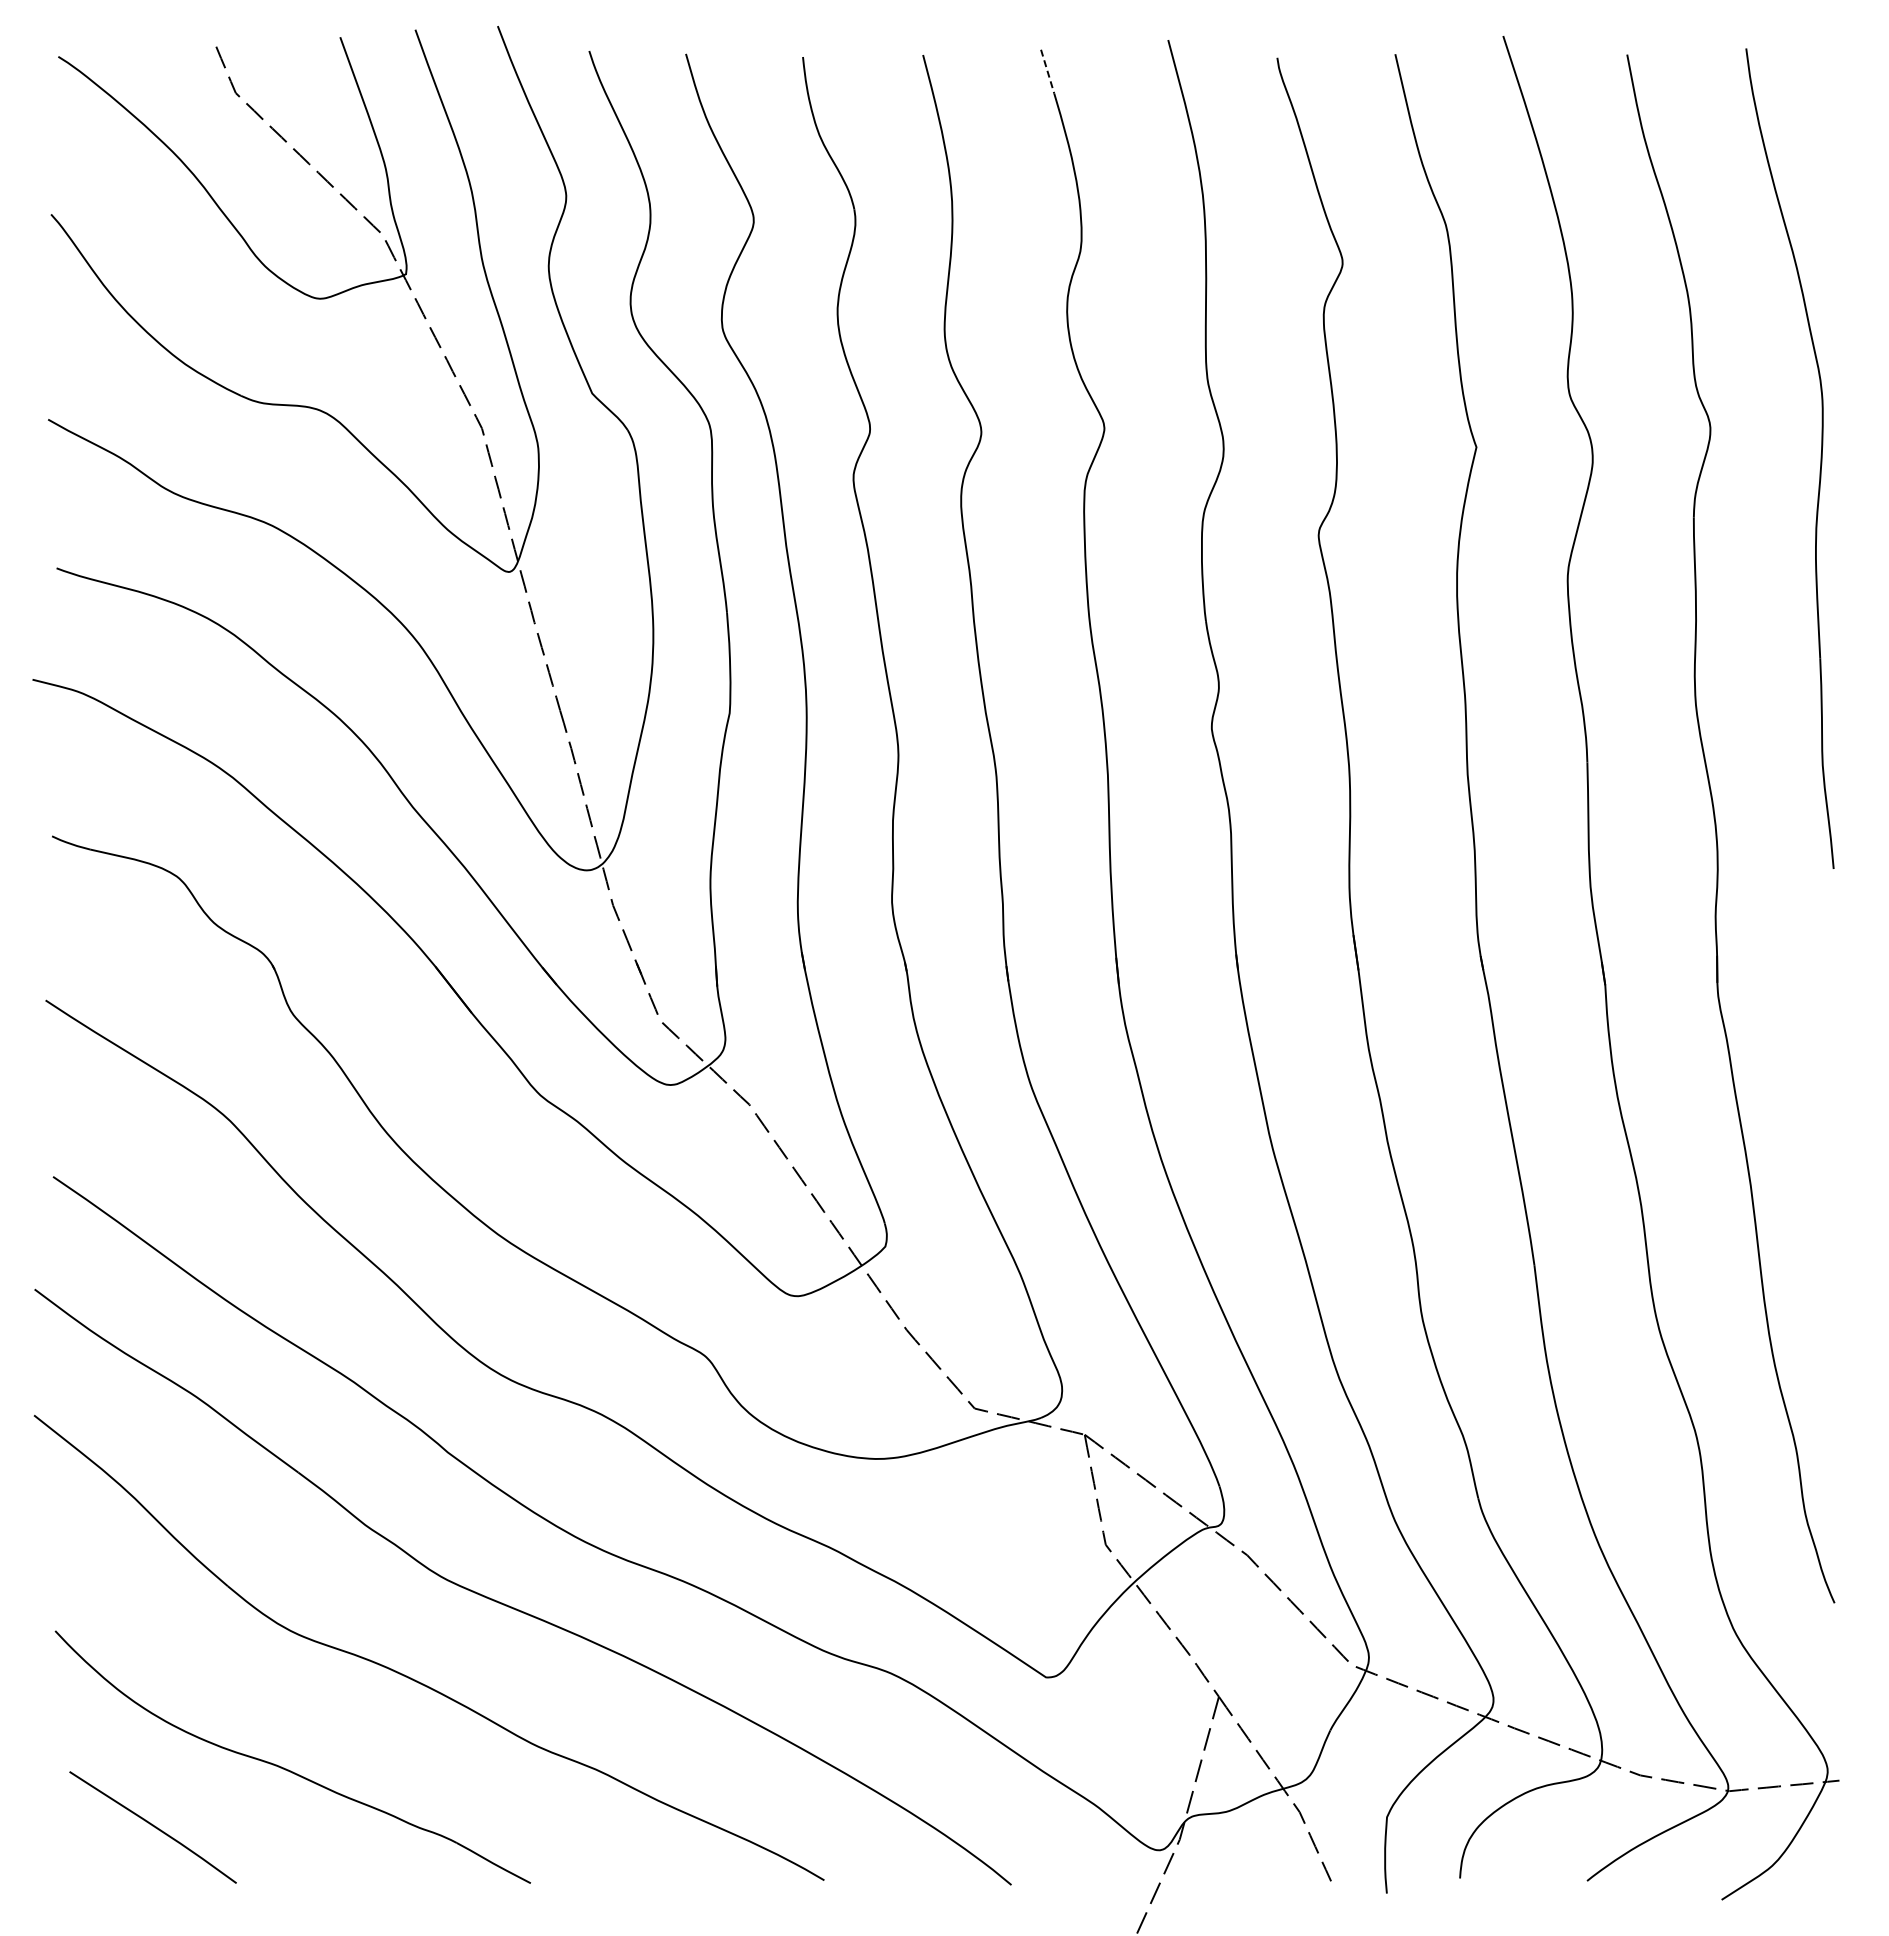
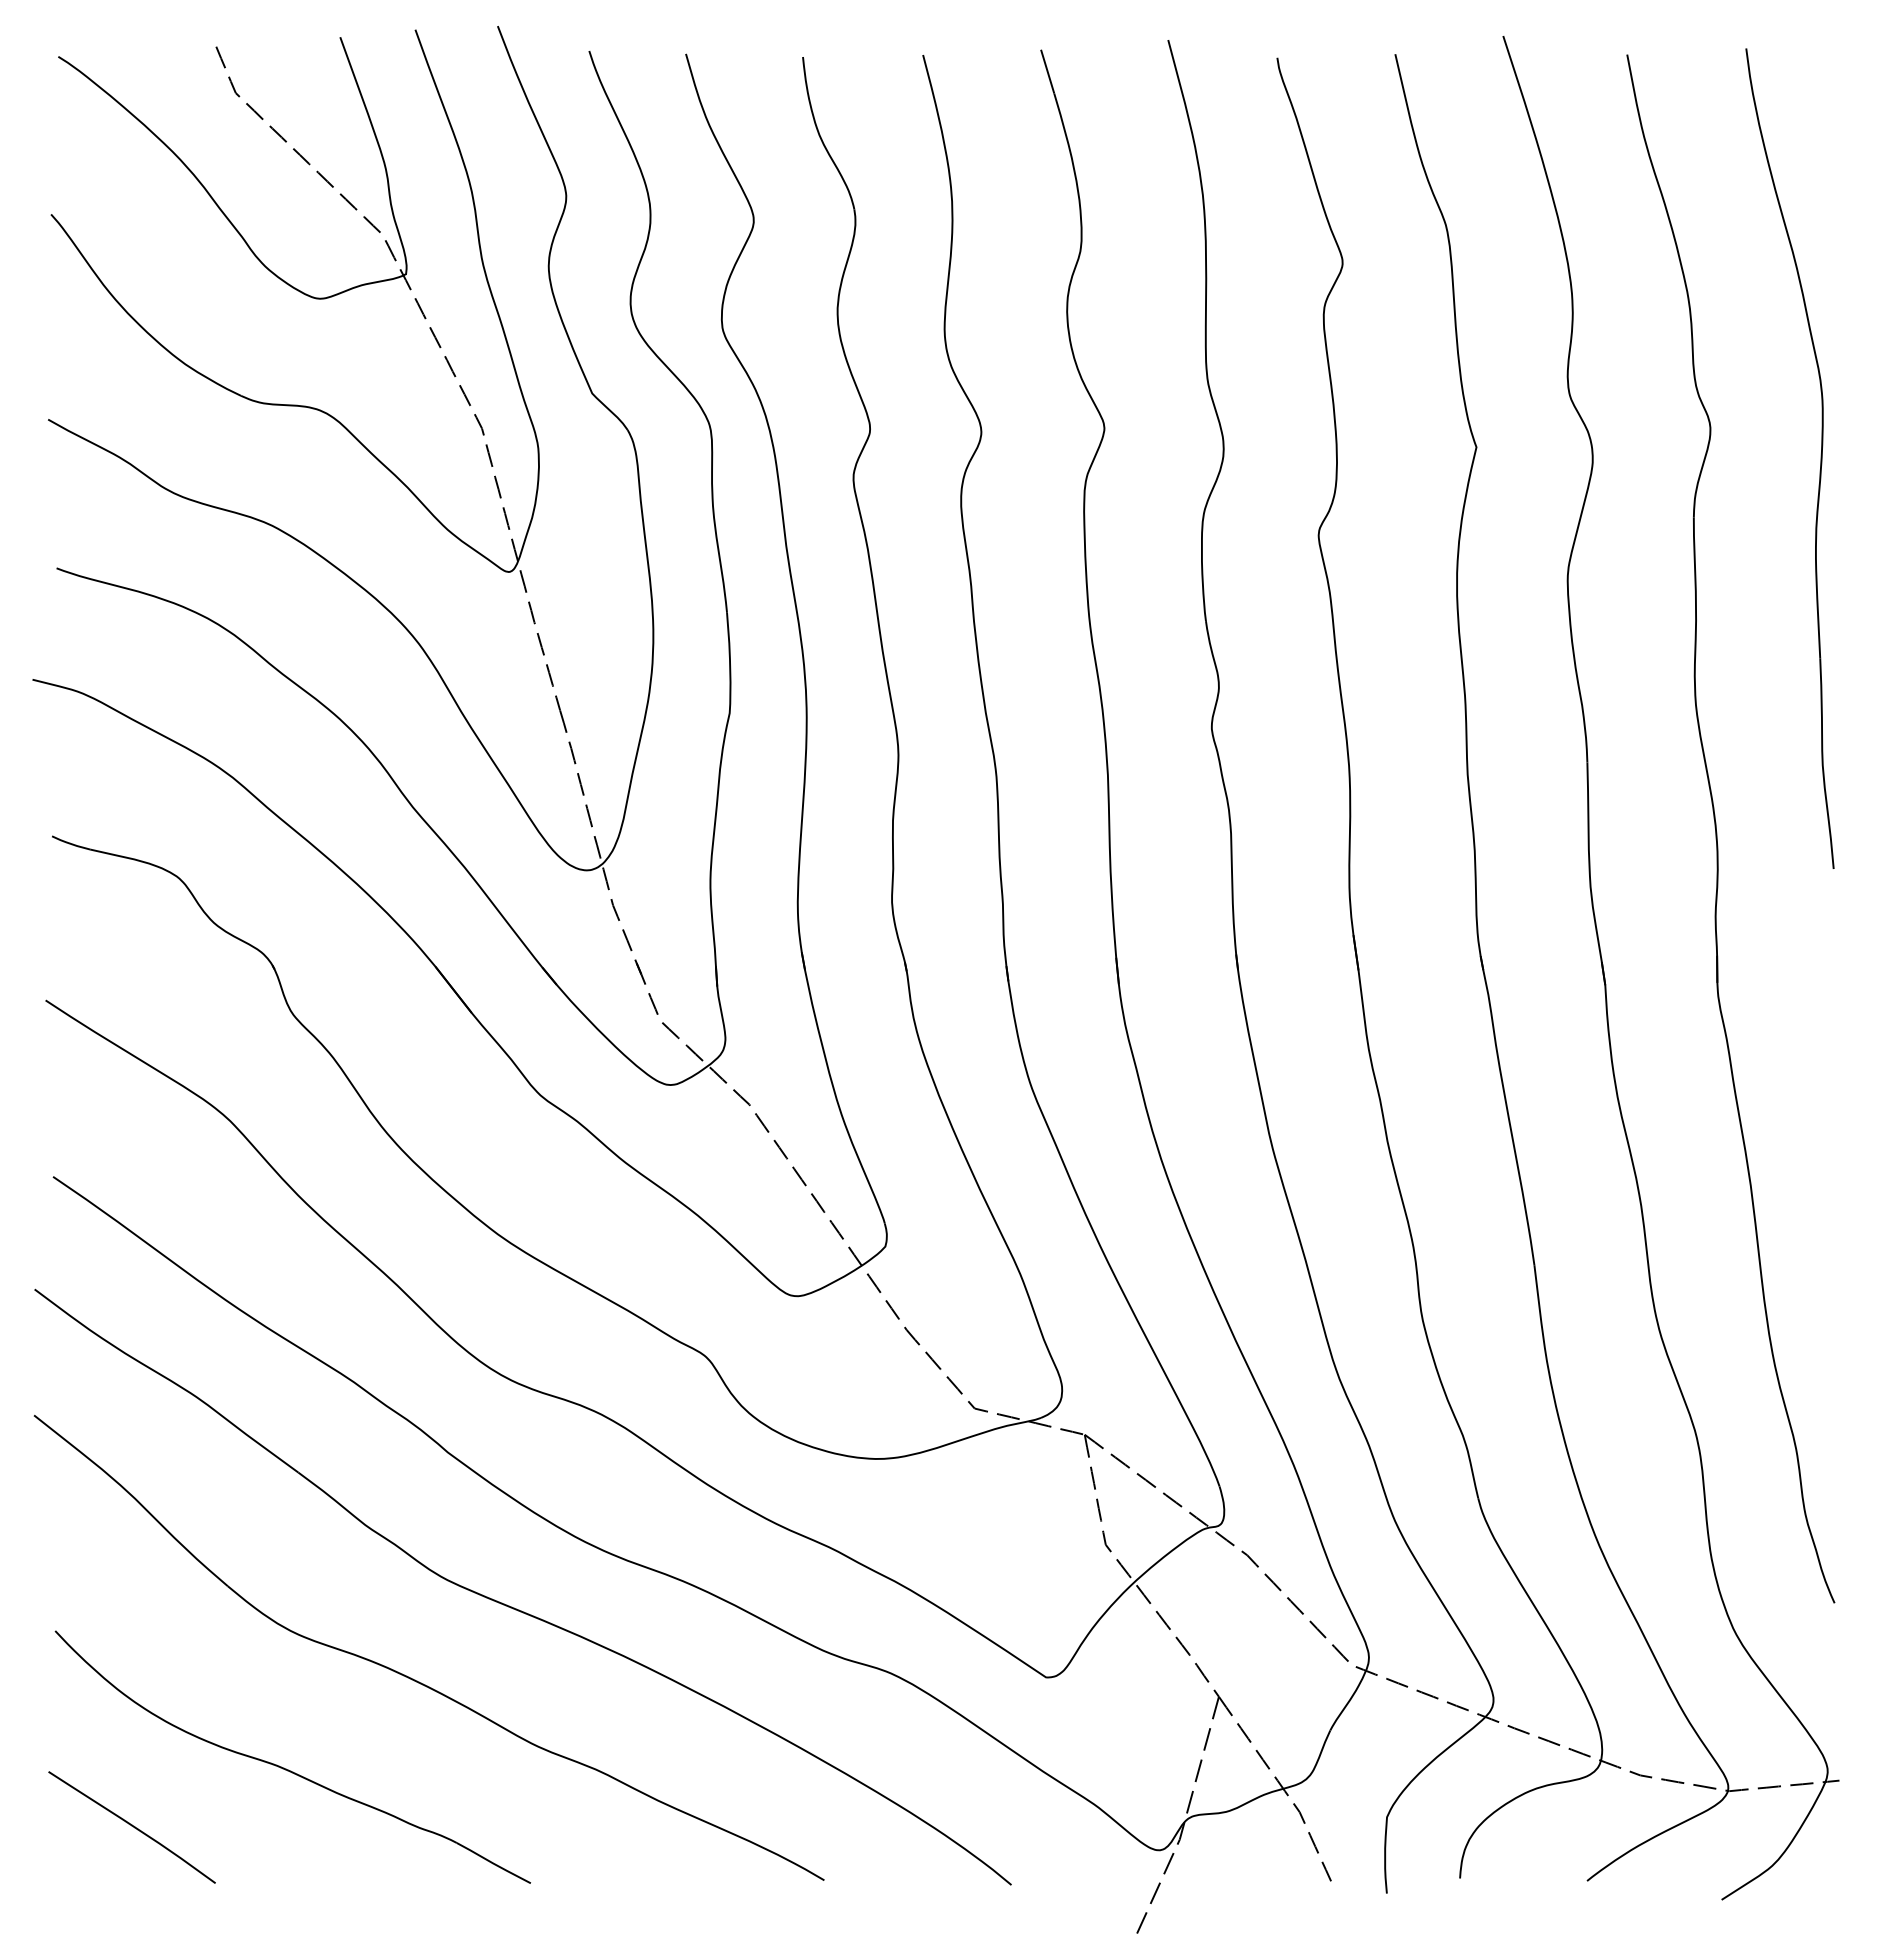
line: dashed -> solid (1047, 71)
curve position: (152, 1826) -> (131, 1826) (131, 1826)
